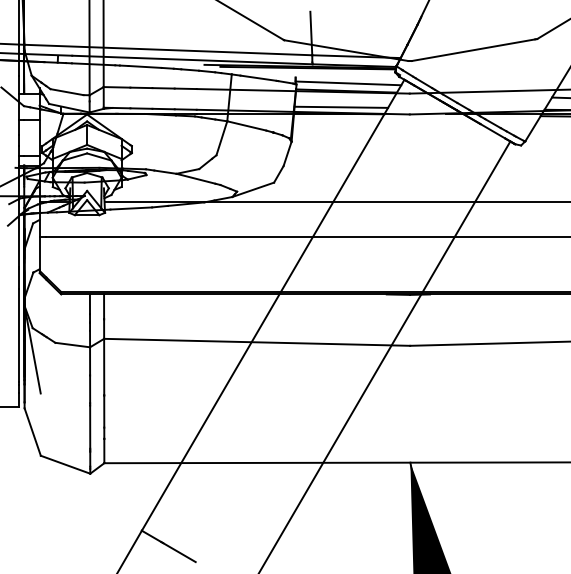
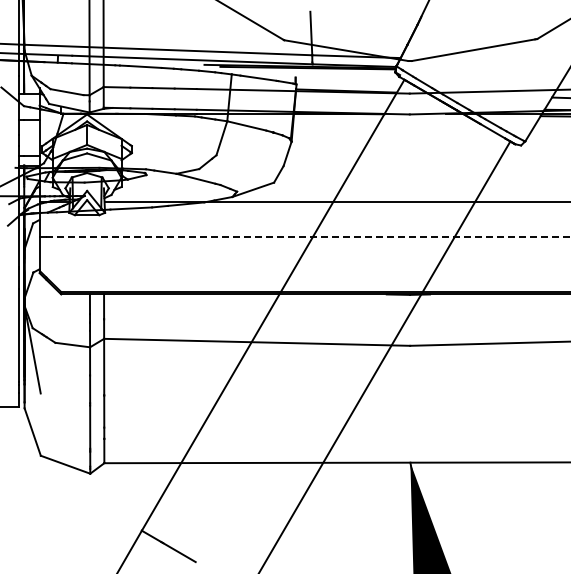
line: present -> none (348, 83)
line: present -> none (341, 106)
line: solid -> dashed (309, 236)
